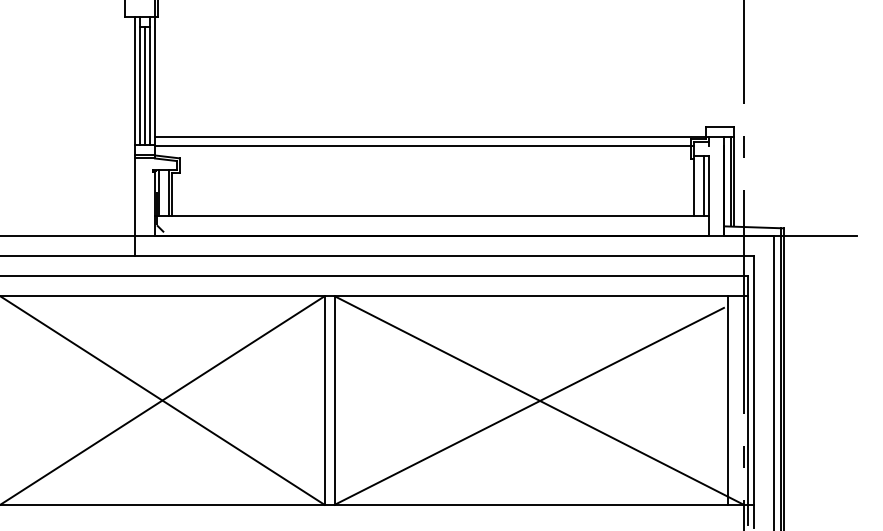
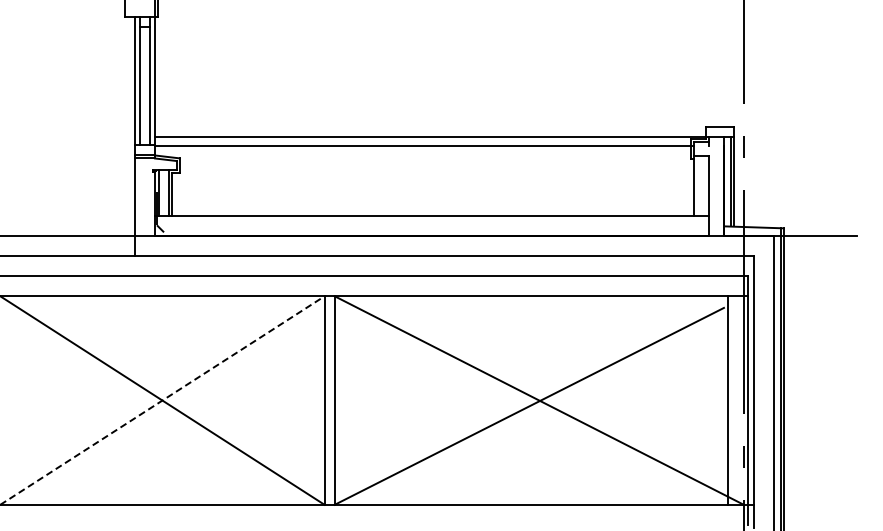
line: present -> none (145, 85)
line: present -> none (704, 186)
line: solid -> dashed (162, 400)
